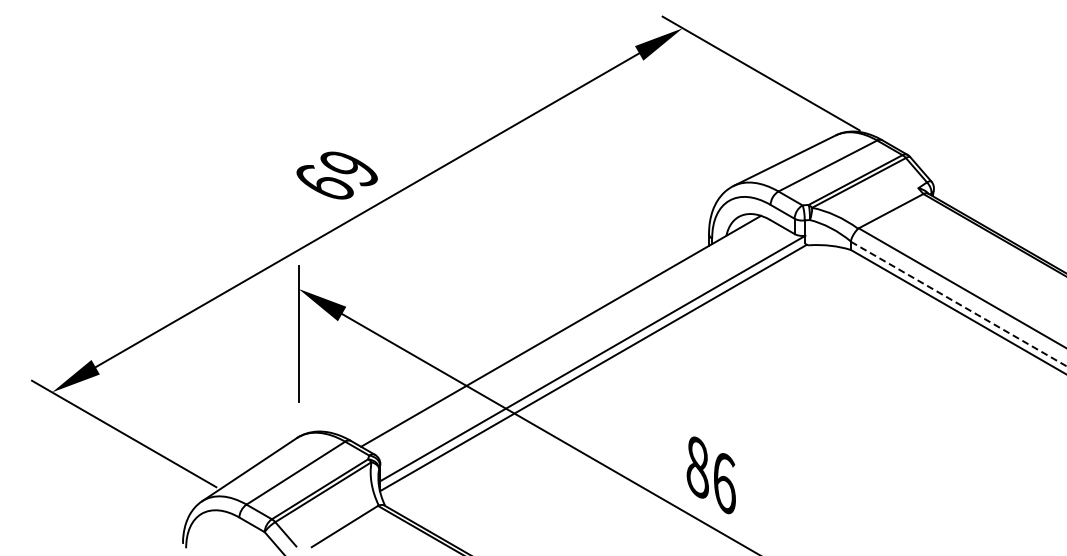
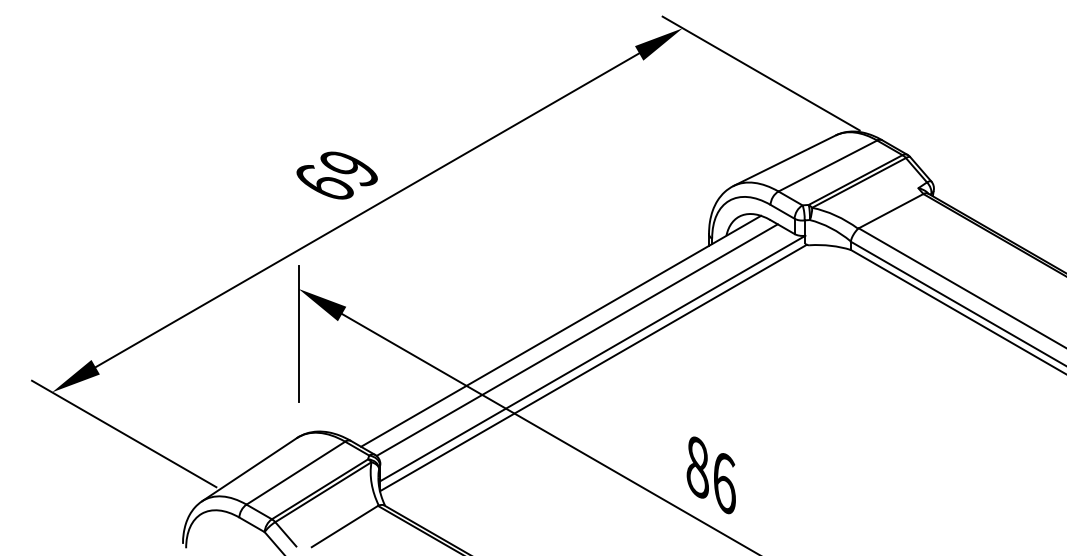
line: dashed -> solid (959, 304)
line: none -> present (576, 339)
